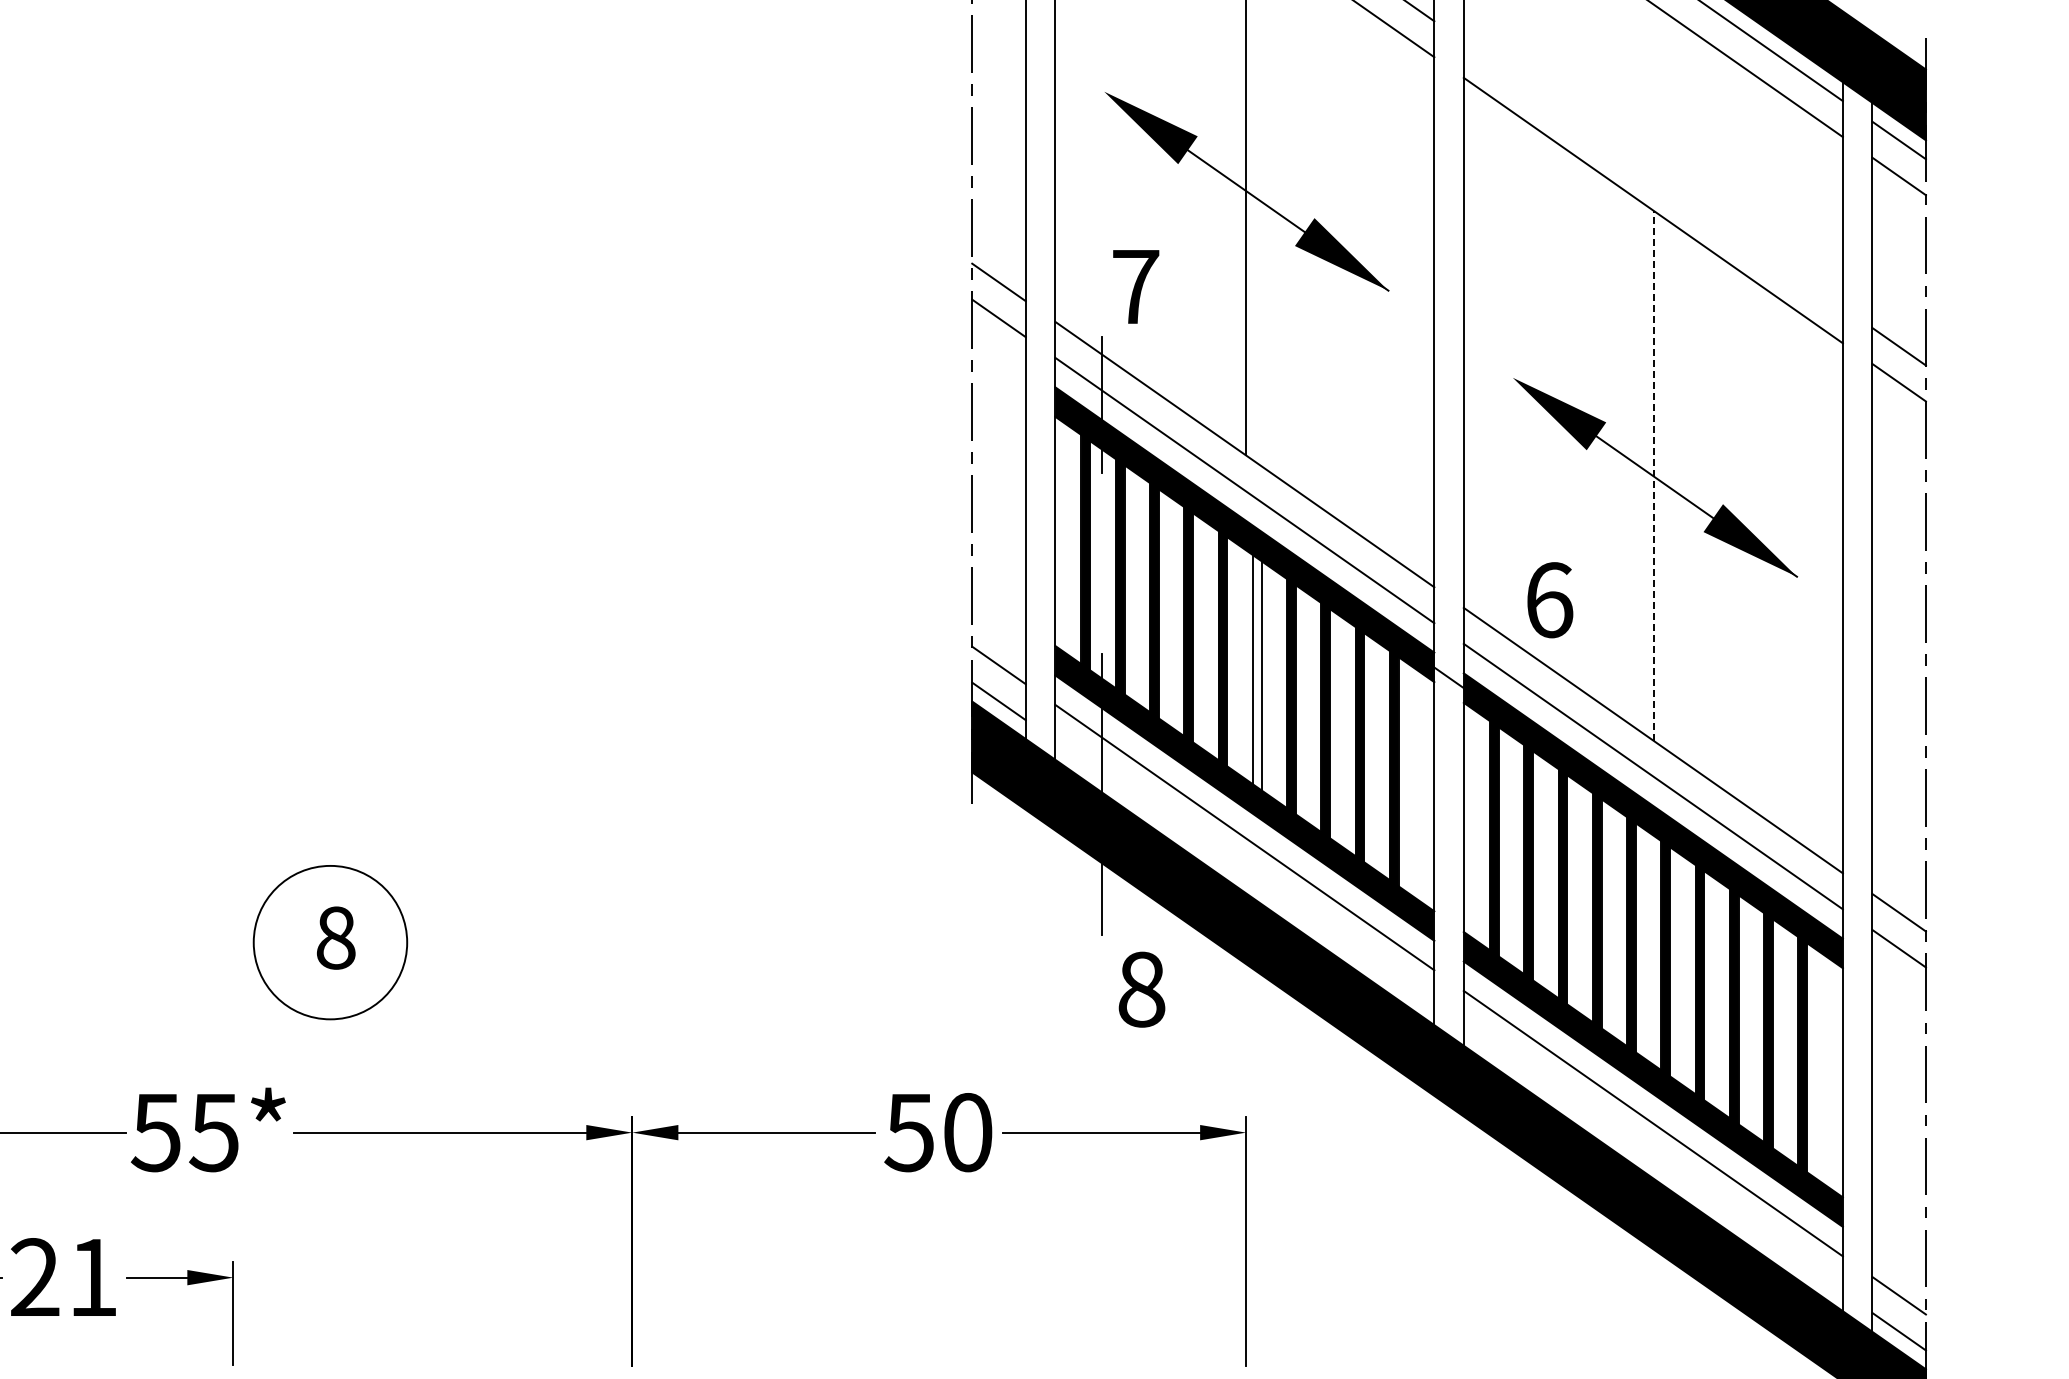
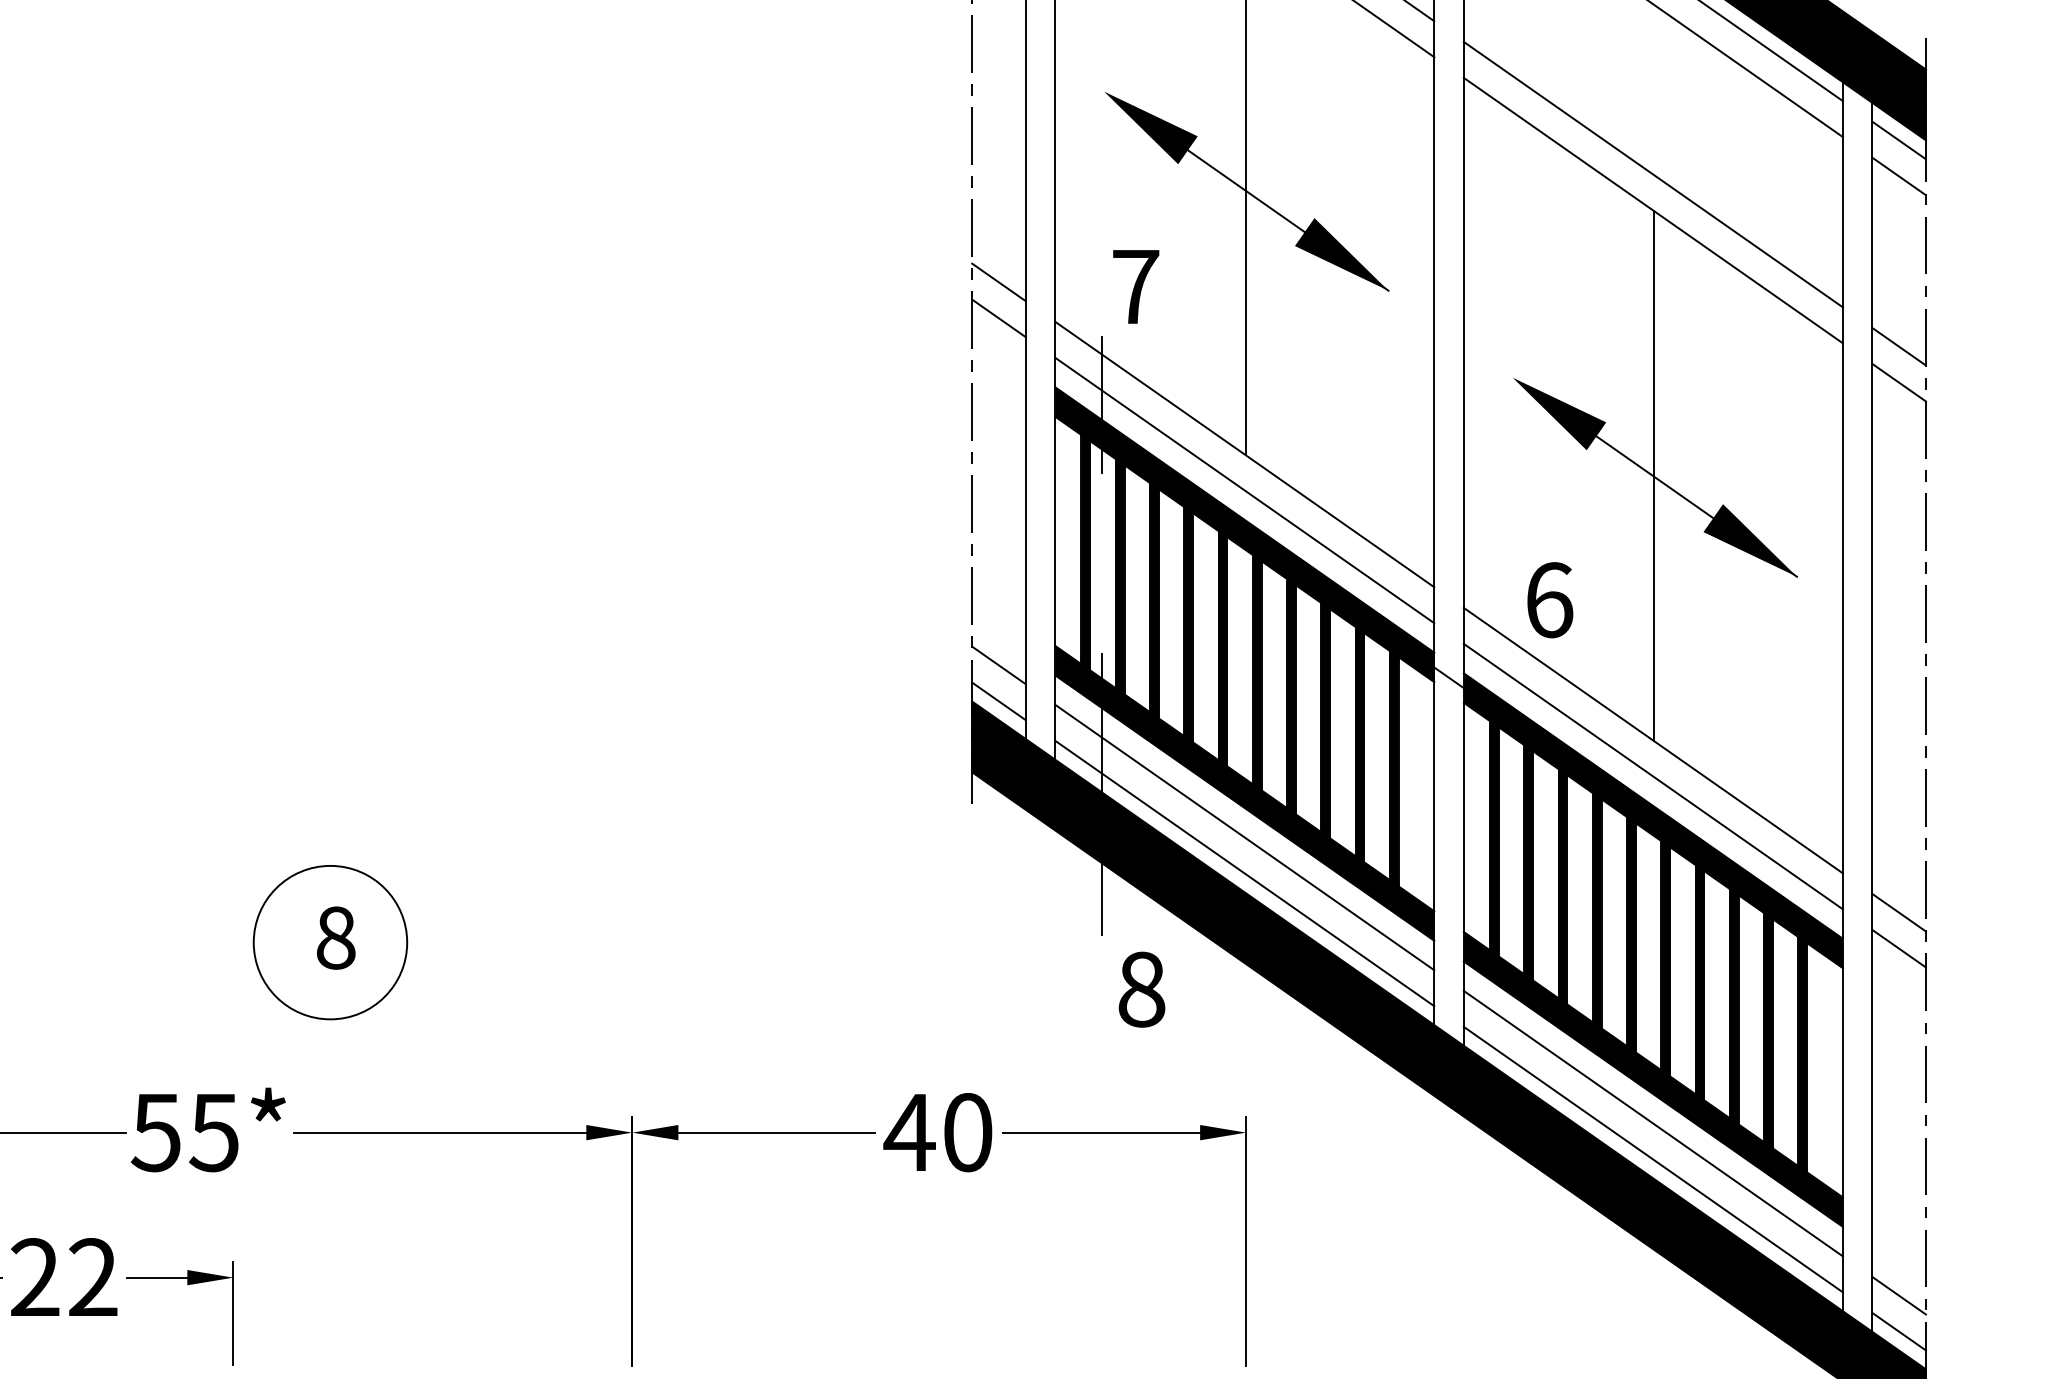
line: none -> present (1652, 174)
line: dashed -> solid (1654, 475)
fill: none -> present (1256, 672)
line: none -> present (1244, 873)
text: 50 -> 40 (909, 1133)
line: none -> present (1652, 1159)
text: 21 -> 22 (93, 1276)
